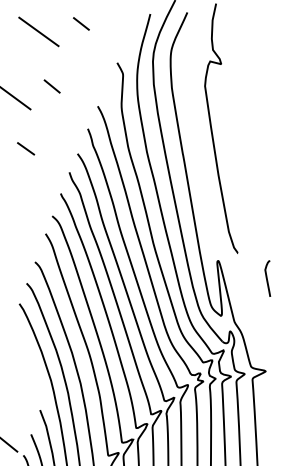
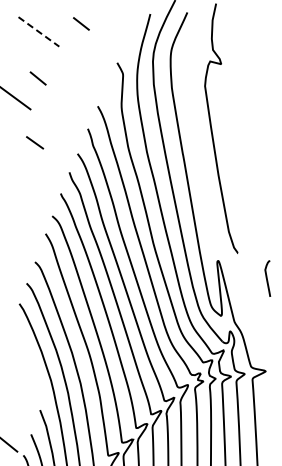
line: solid -> dashed (39, 32)
line position: (51, 86) -> (37, 78) (37, 78)
line position: (26, 148) -> (35, 142) (35, 142)
